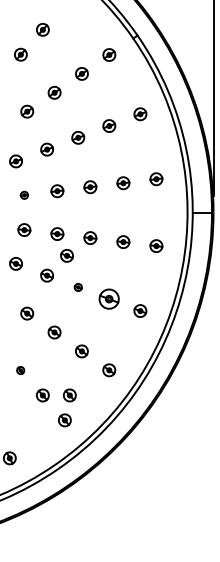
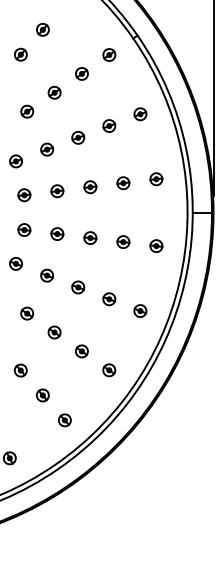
part size: 10x10 px -> 15x15 px (24, 195)
part: present -> none (66, 255)
part size: 10x9 px -> 15x15 px (78, 287)
part size: 22x22 px -> 15x15 px (109, 299)
part size: 10x10 px -> 15x15 px (20, 370)
part: present -> none (69, 395)
